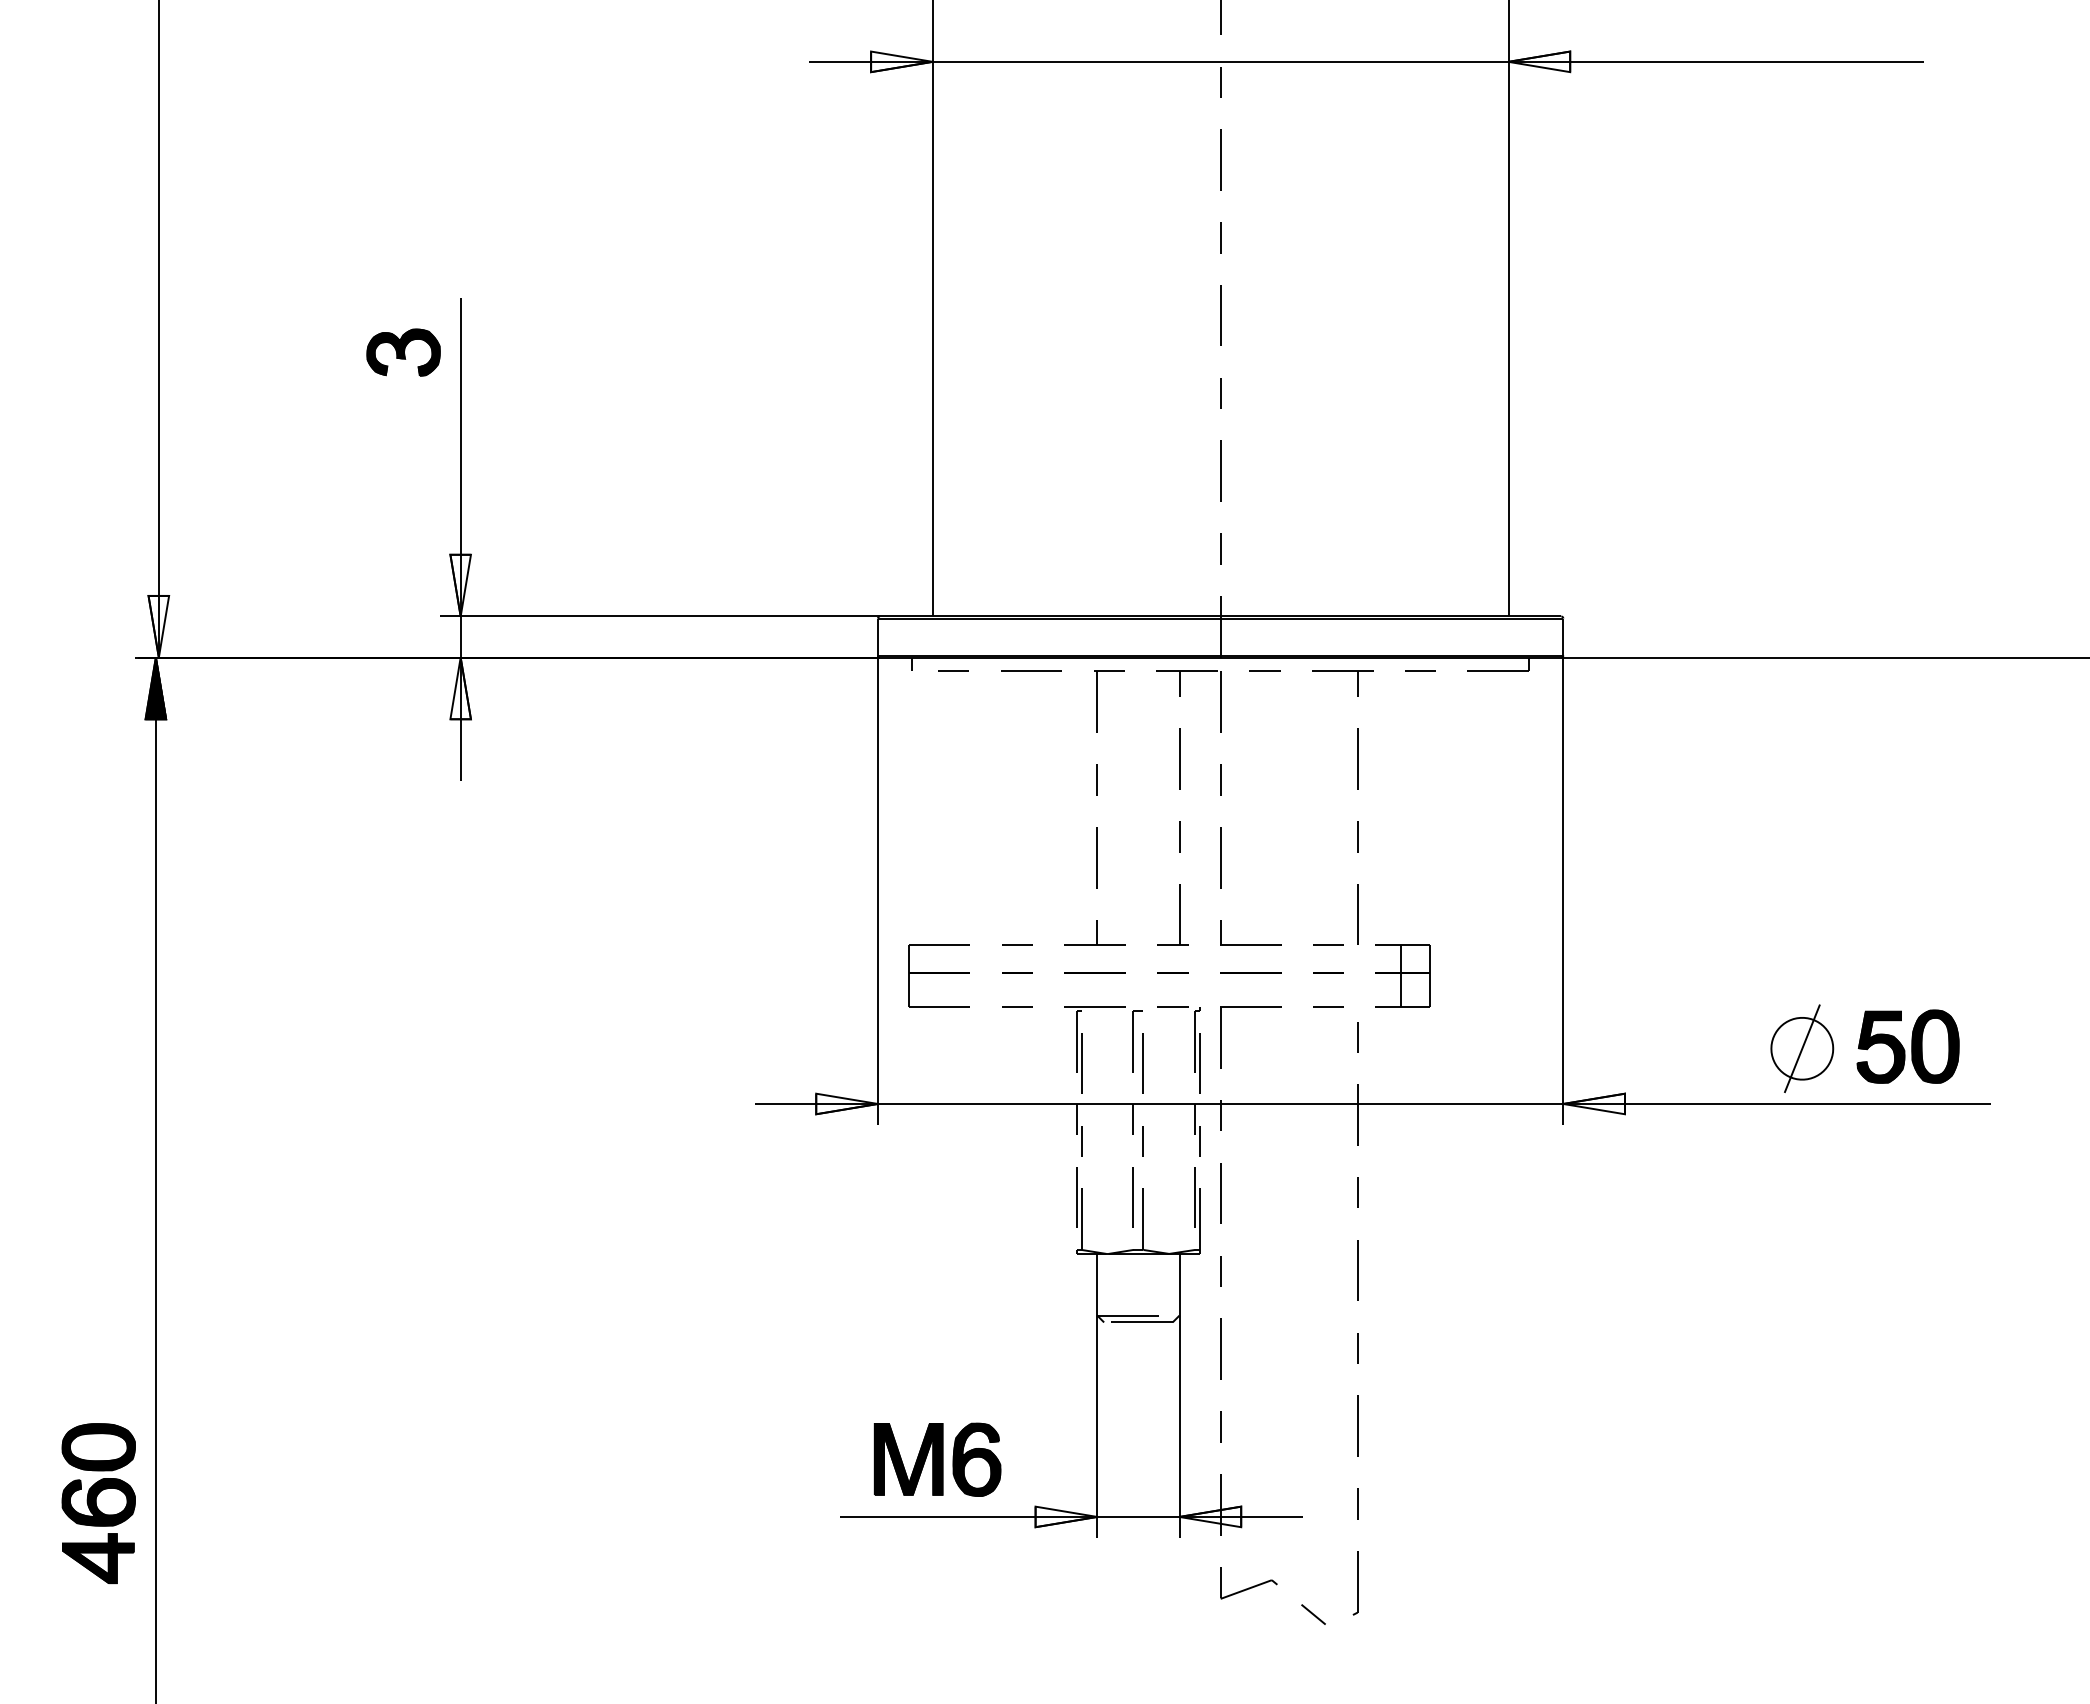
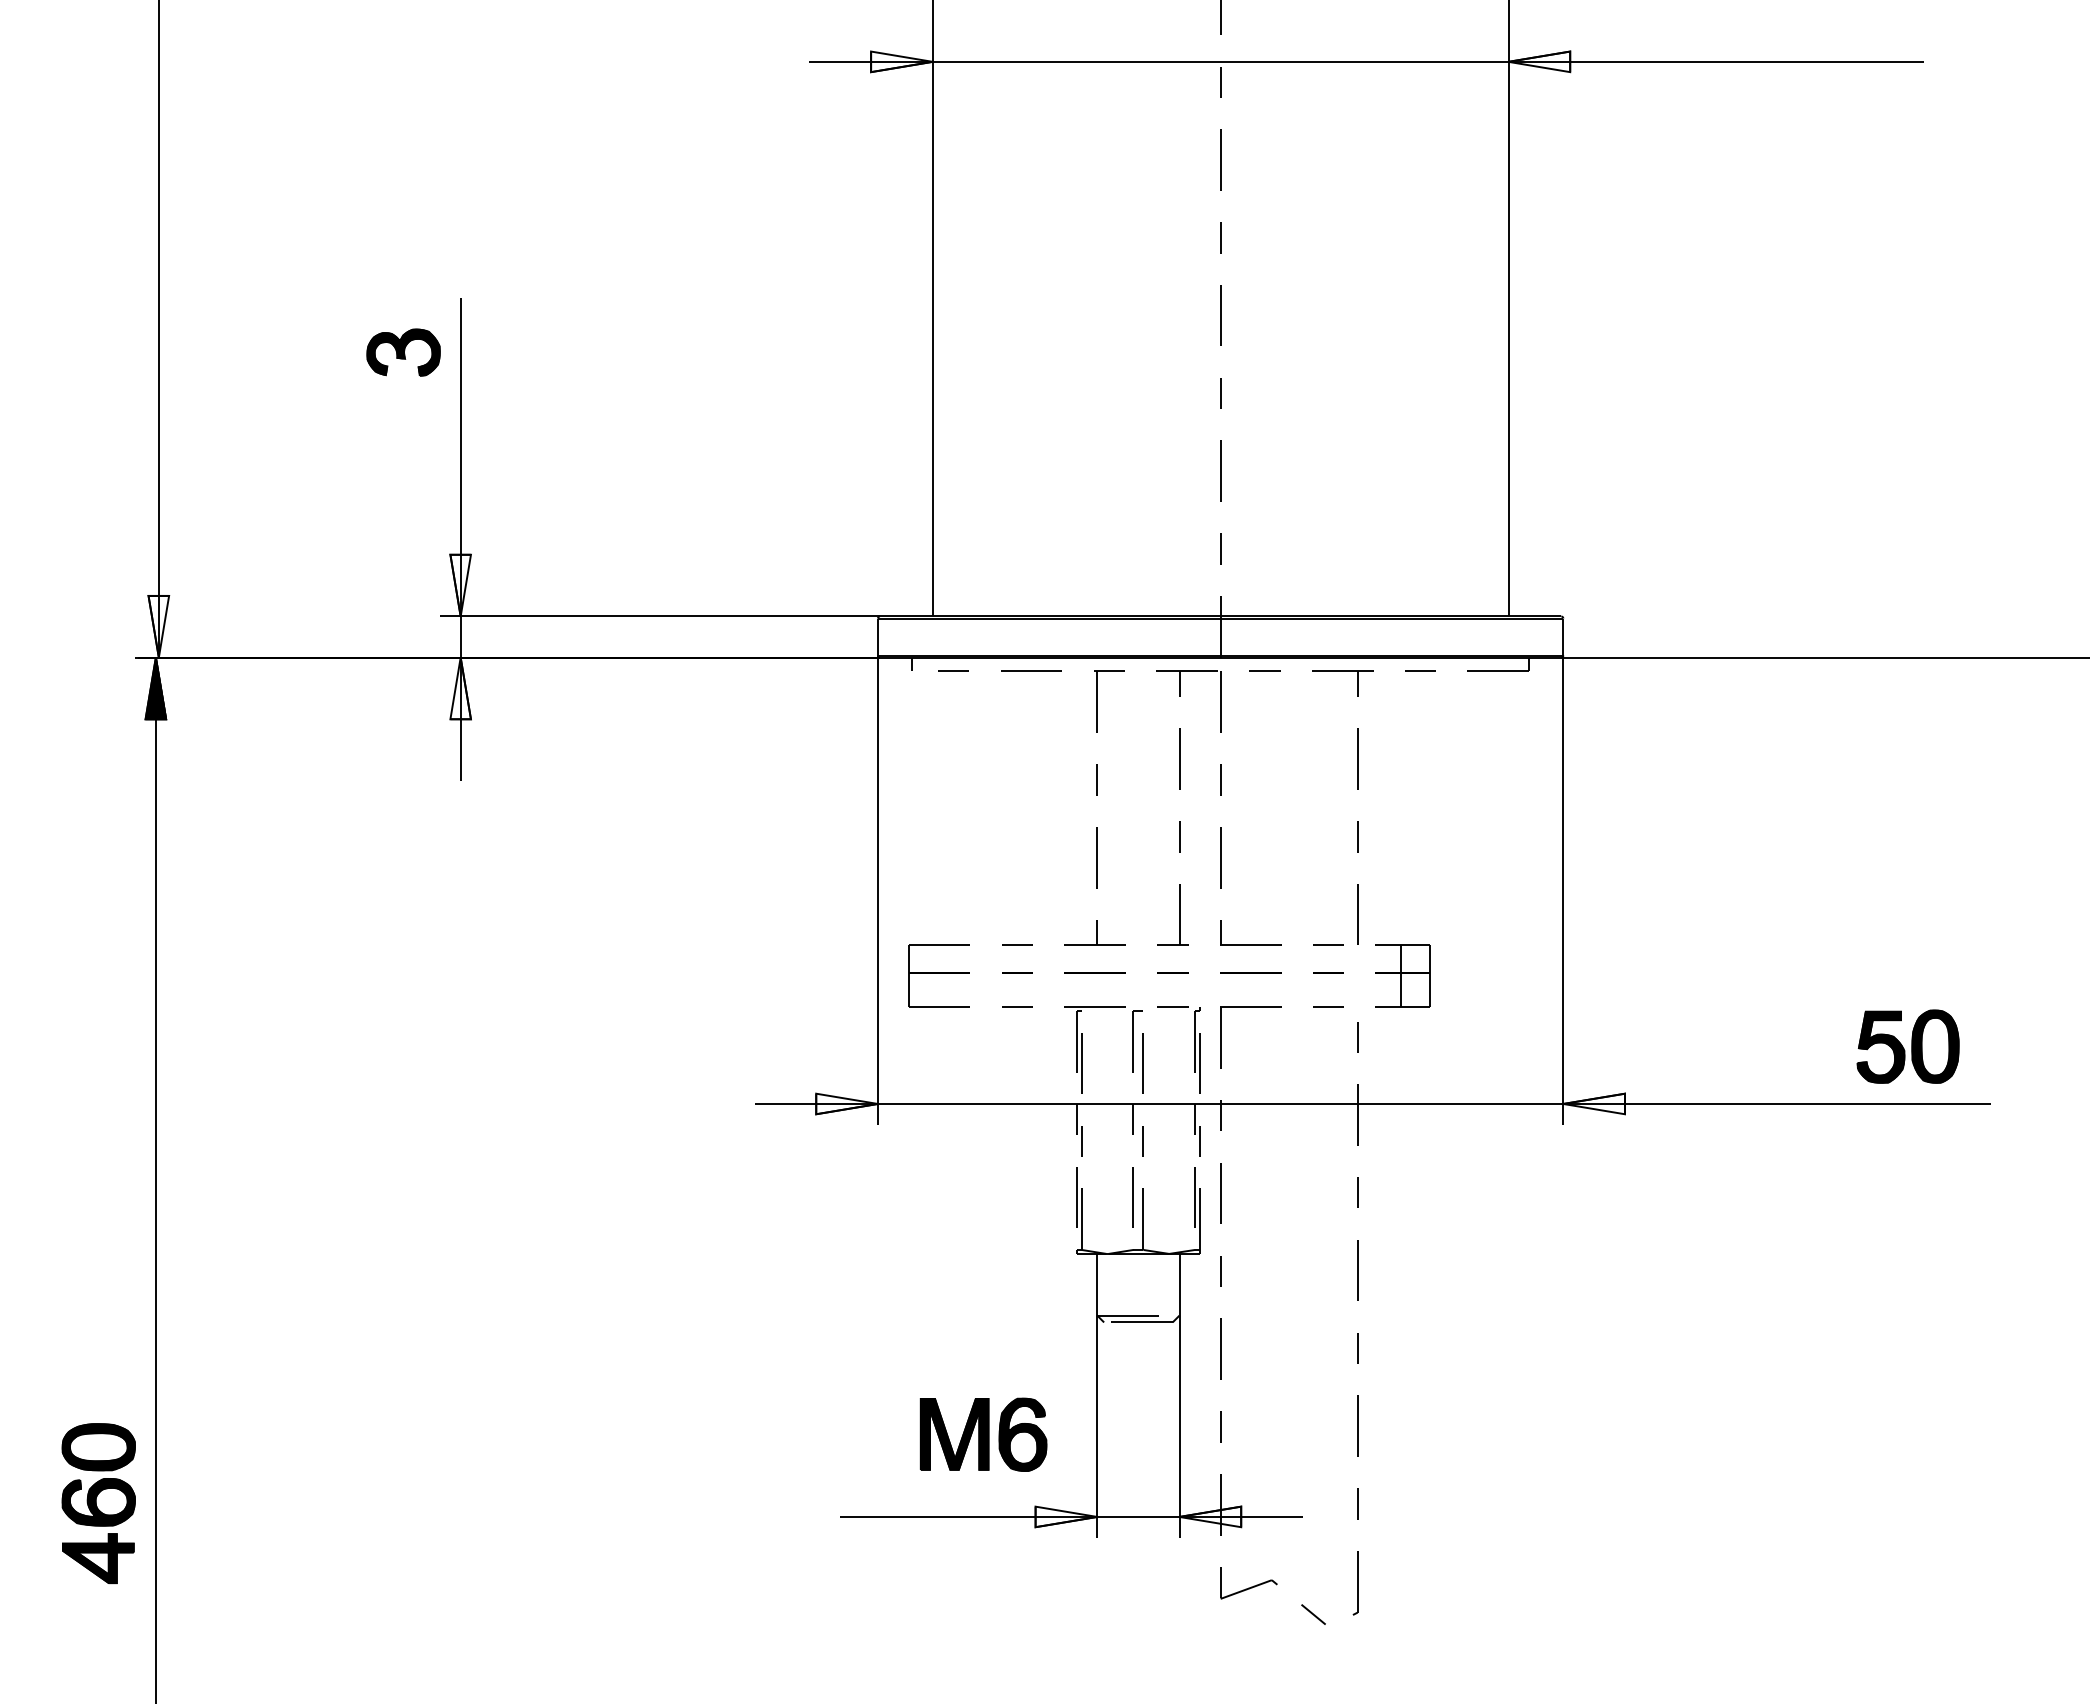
part: present -> none (1802, 1048)
part position: (937, 1459) -> (983, 1434) (983, 1434)
